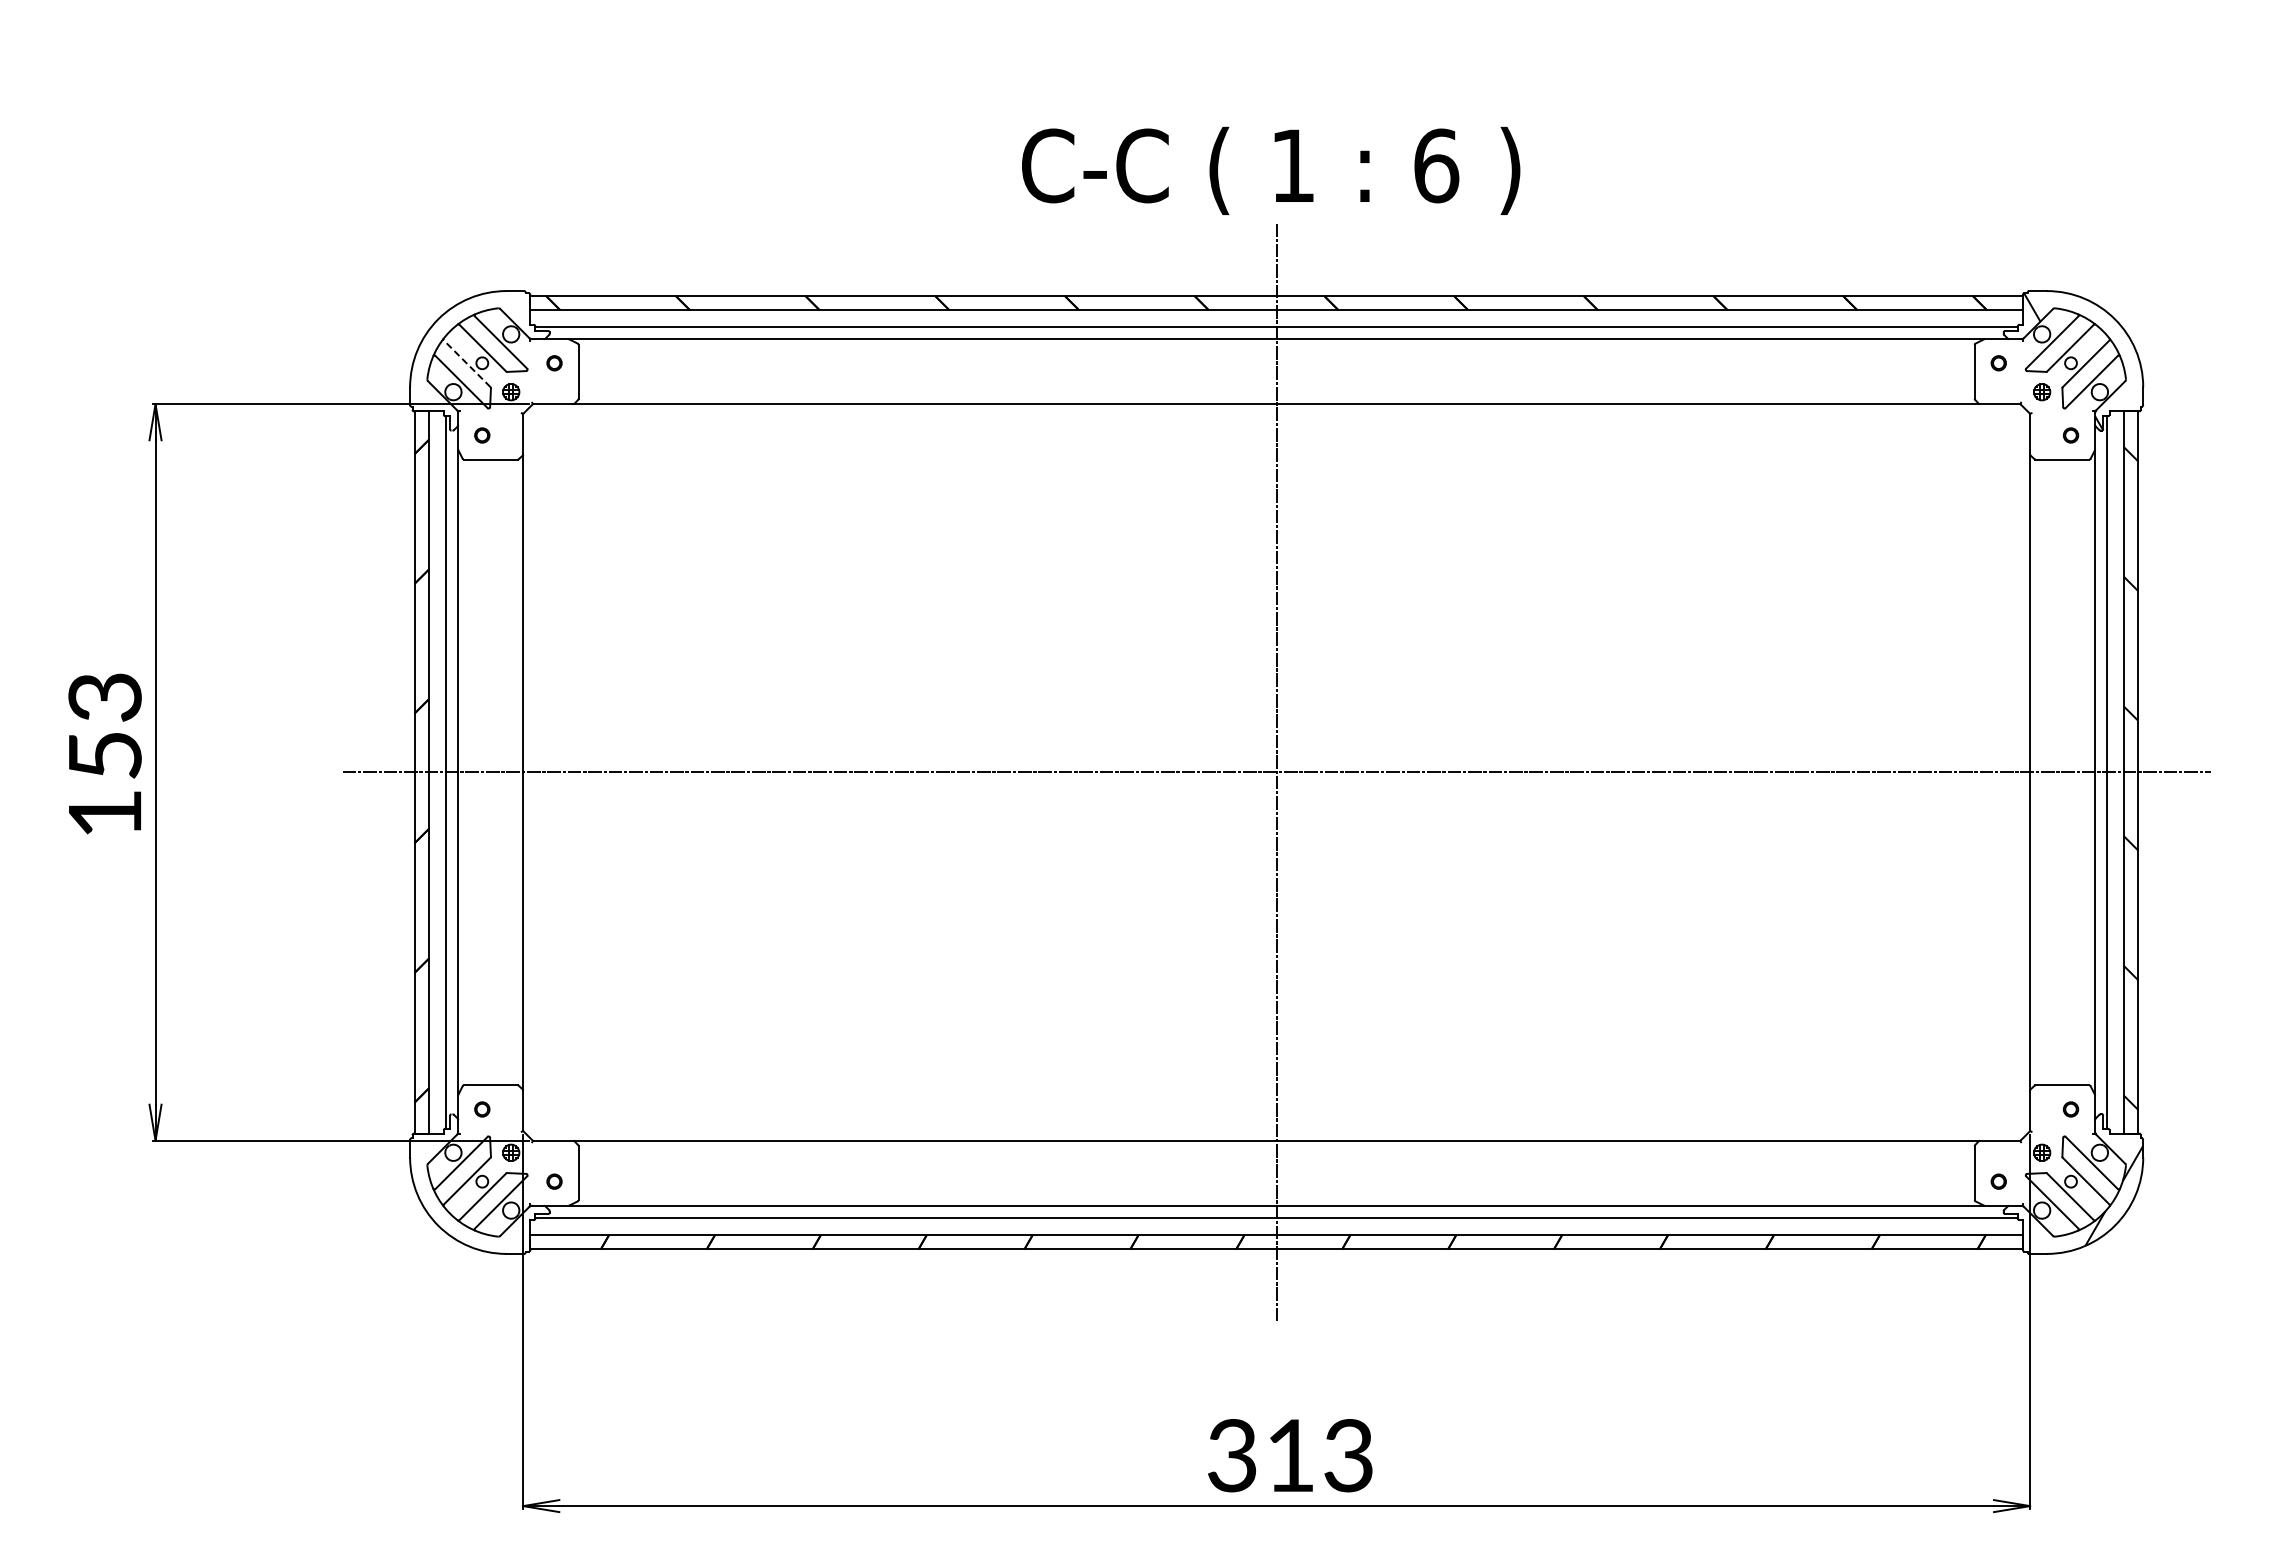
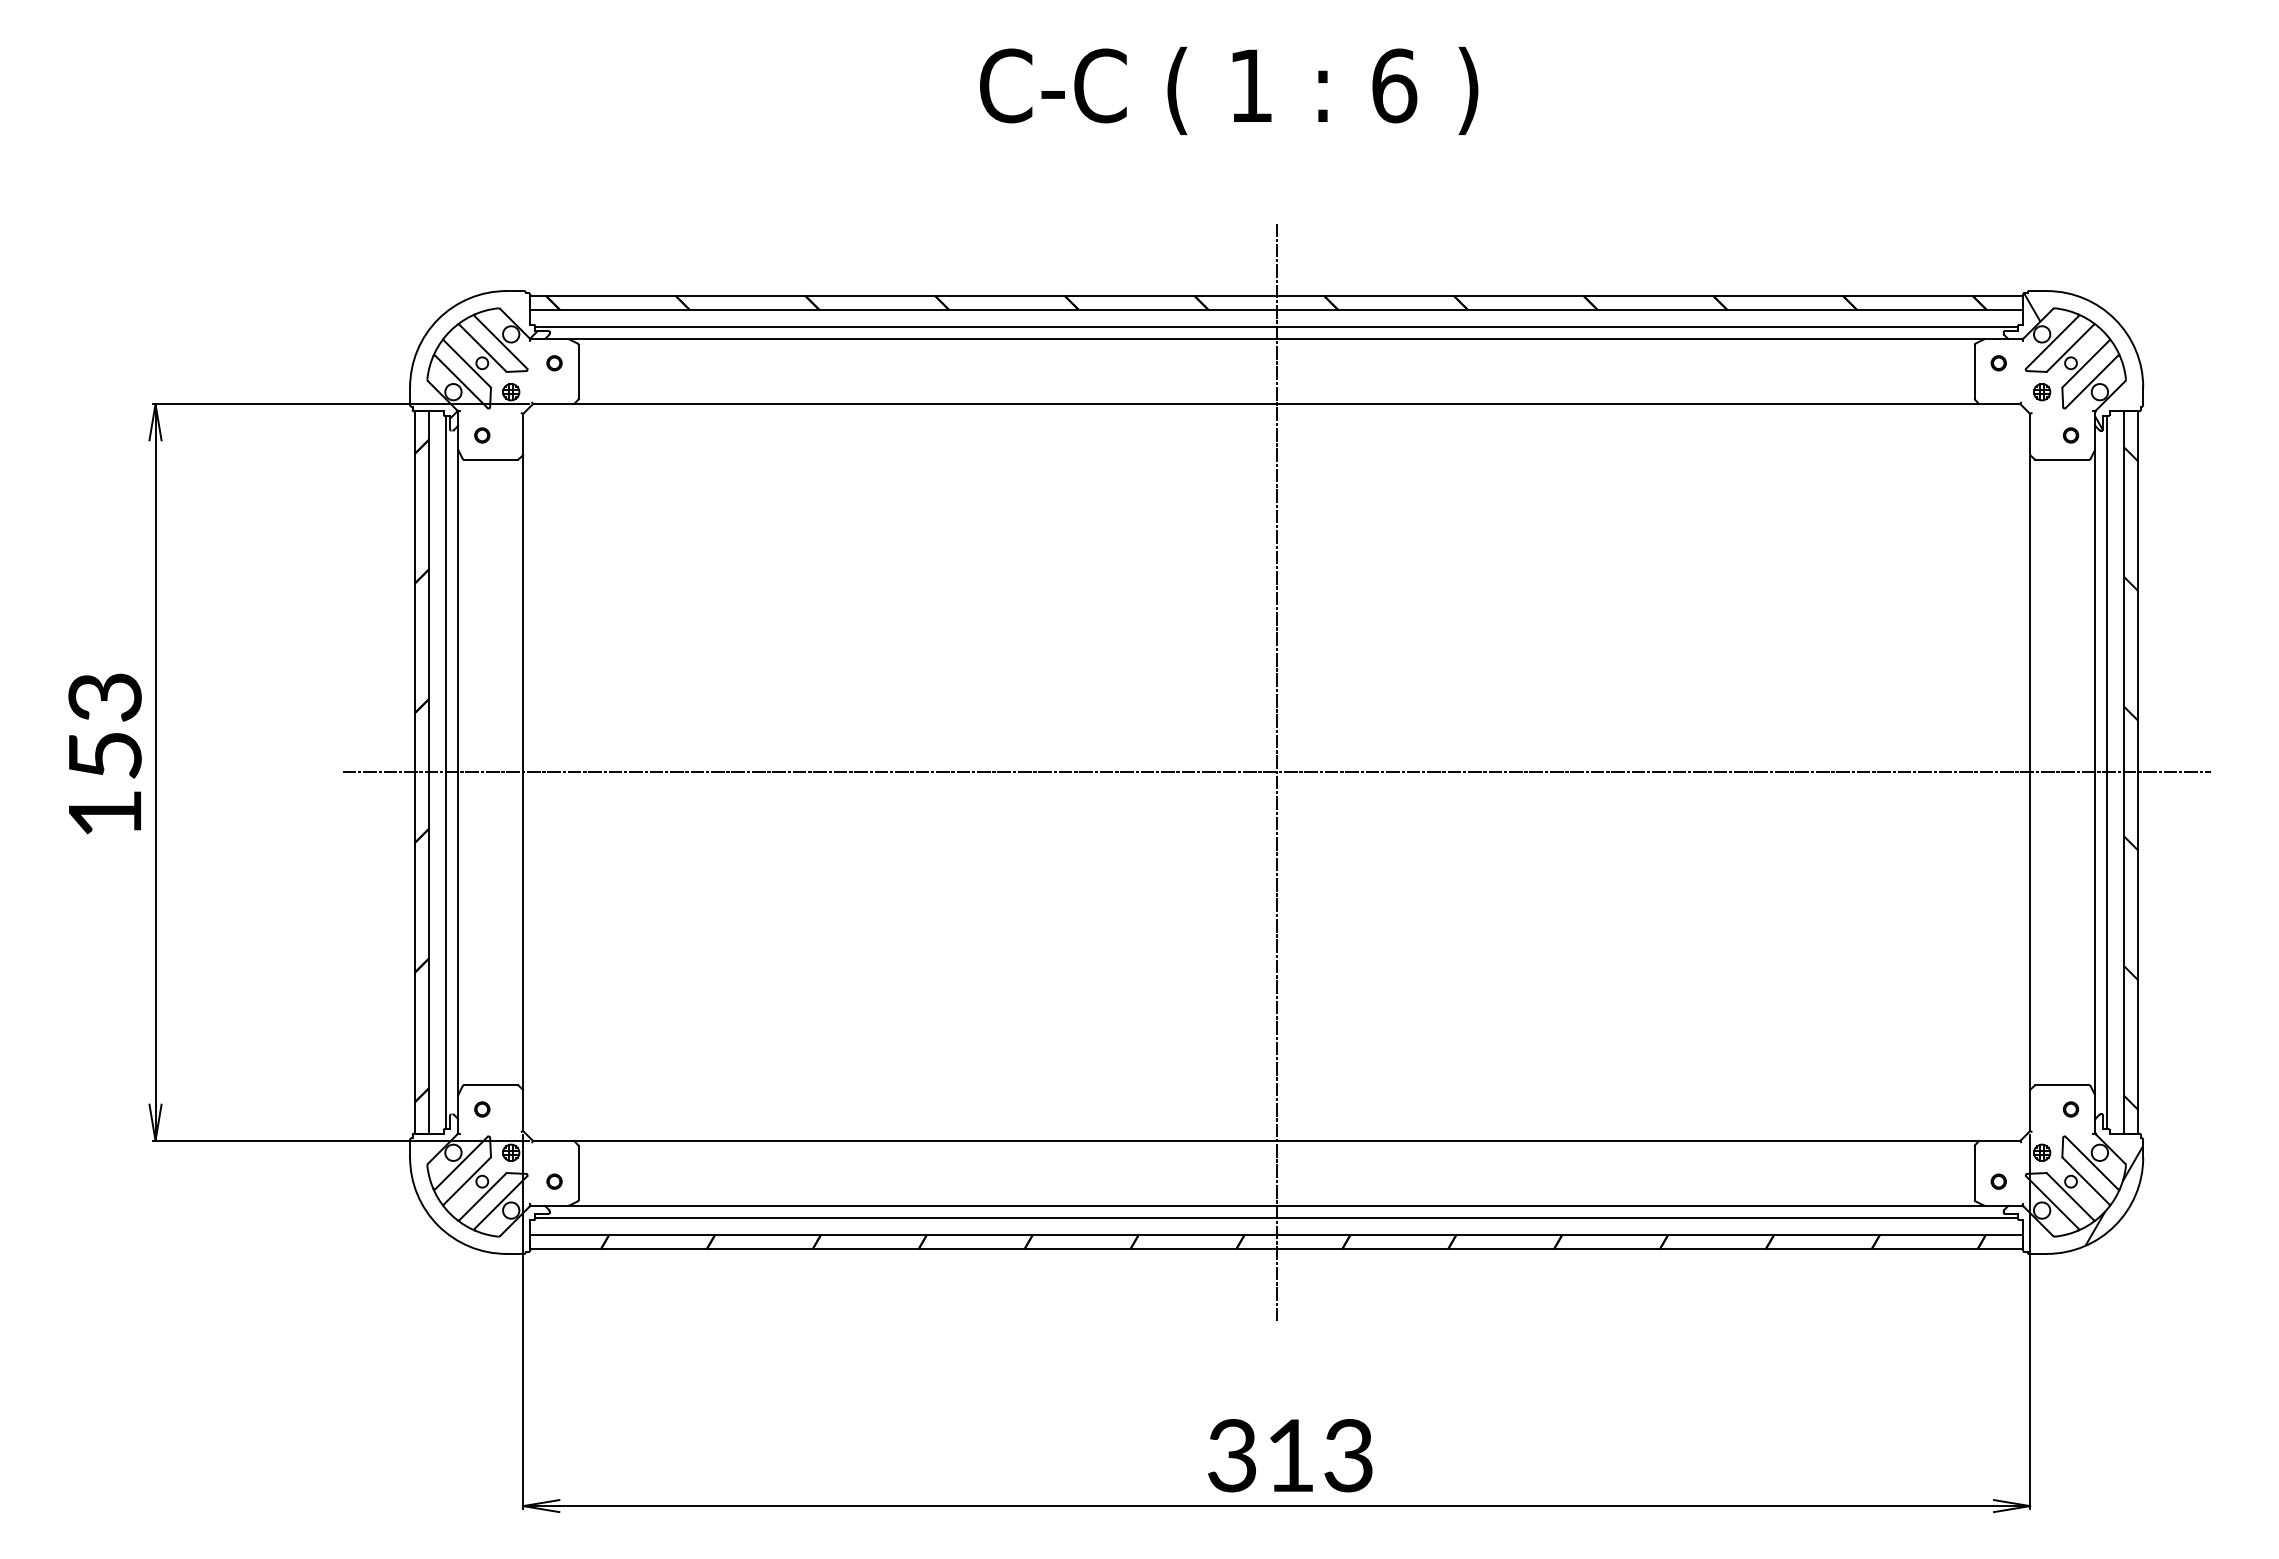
text position: (1271, 170) -> (1229, 90) (1229, 90)
line: dashed -> solid (466, 363)
hatch: none -> present (493, 374)
